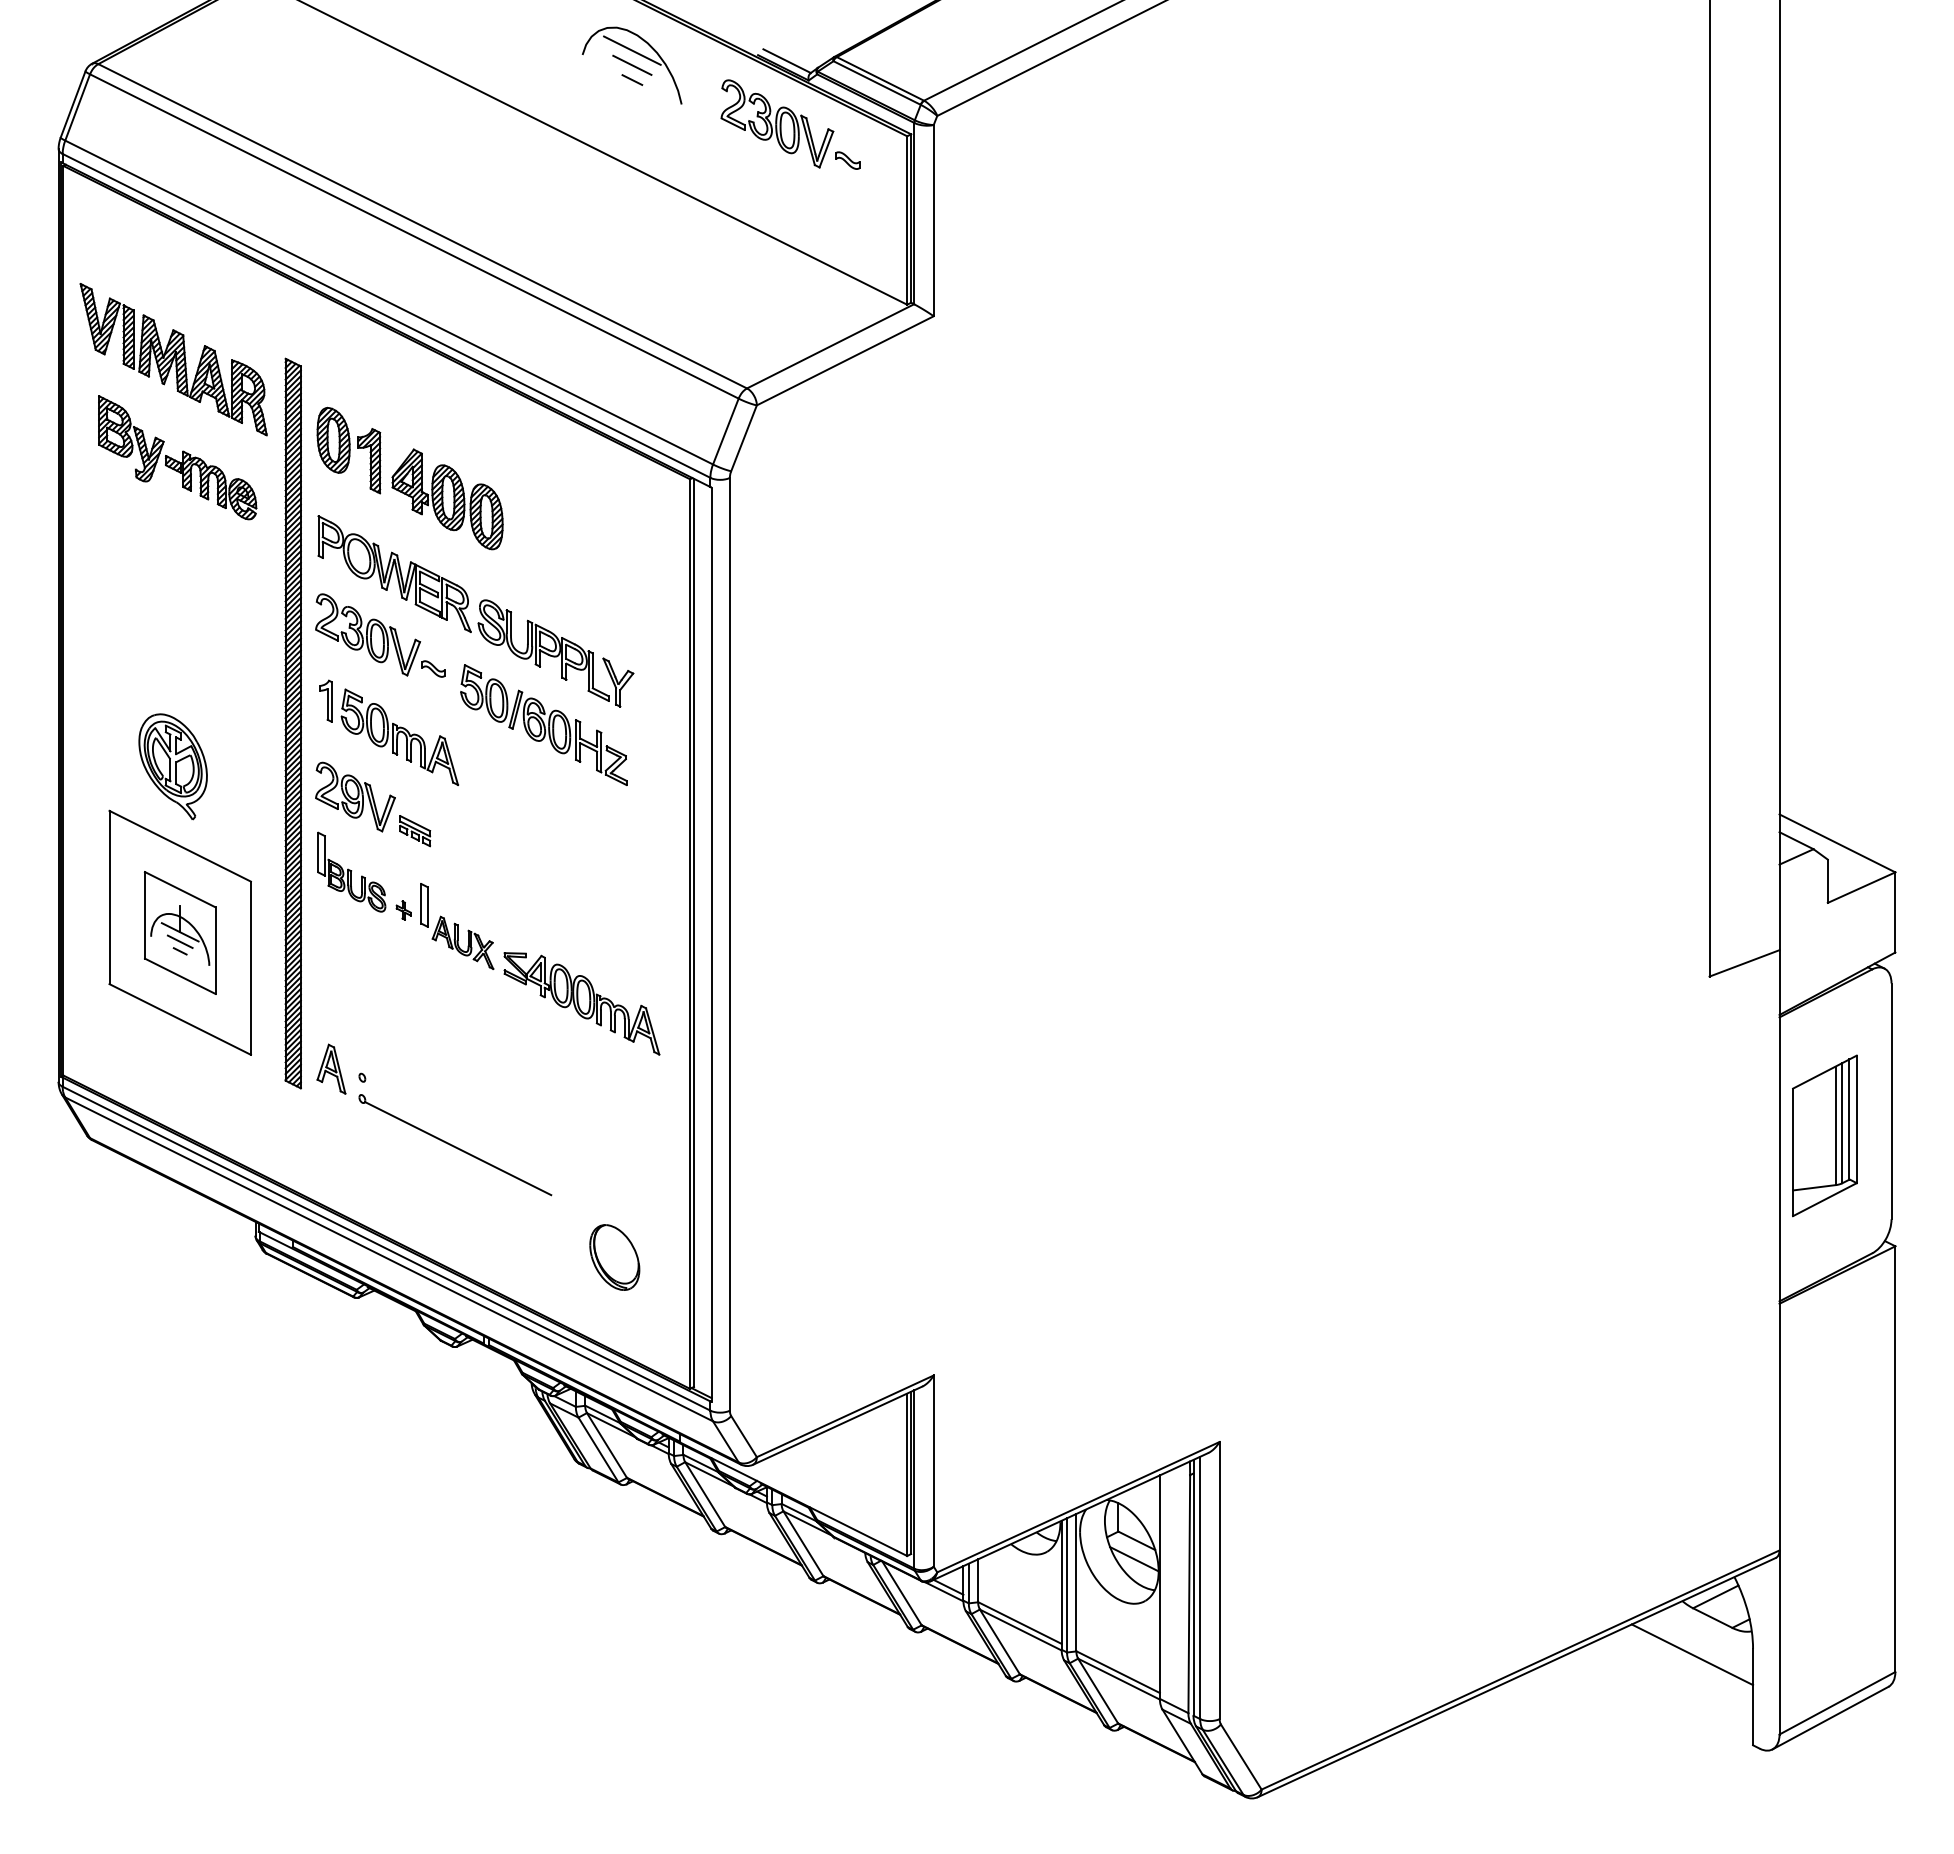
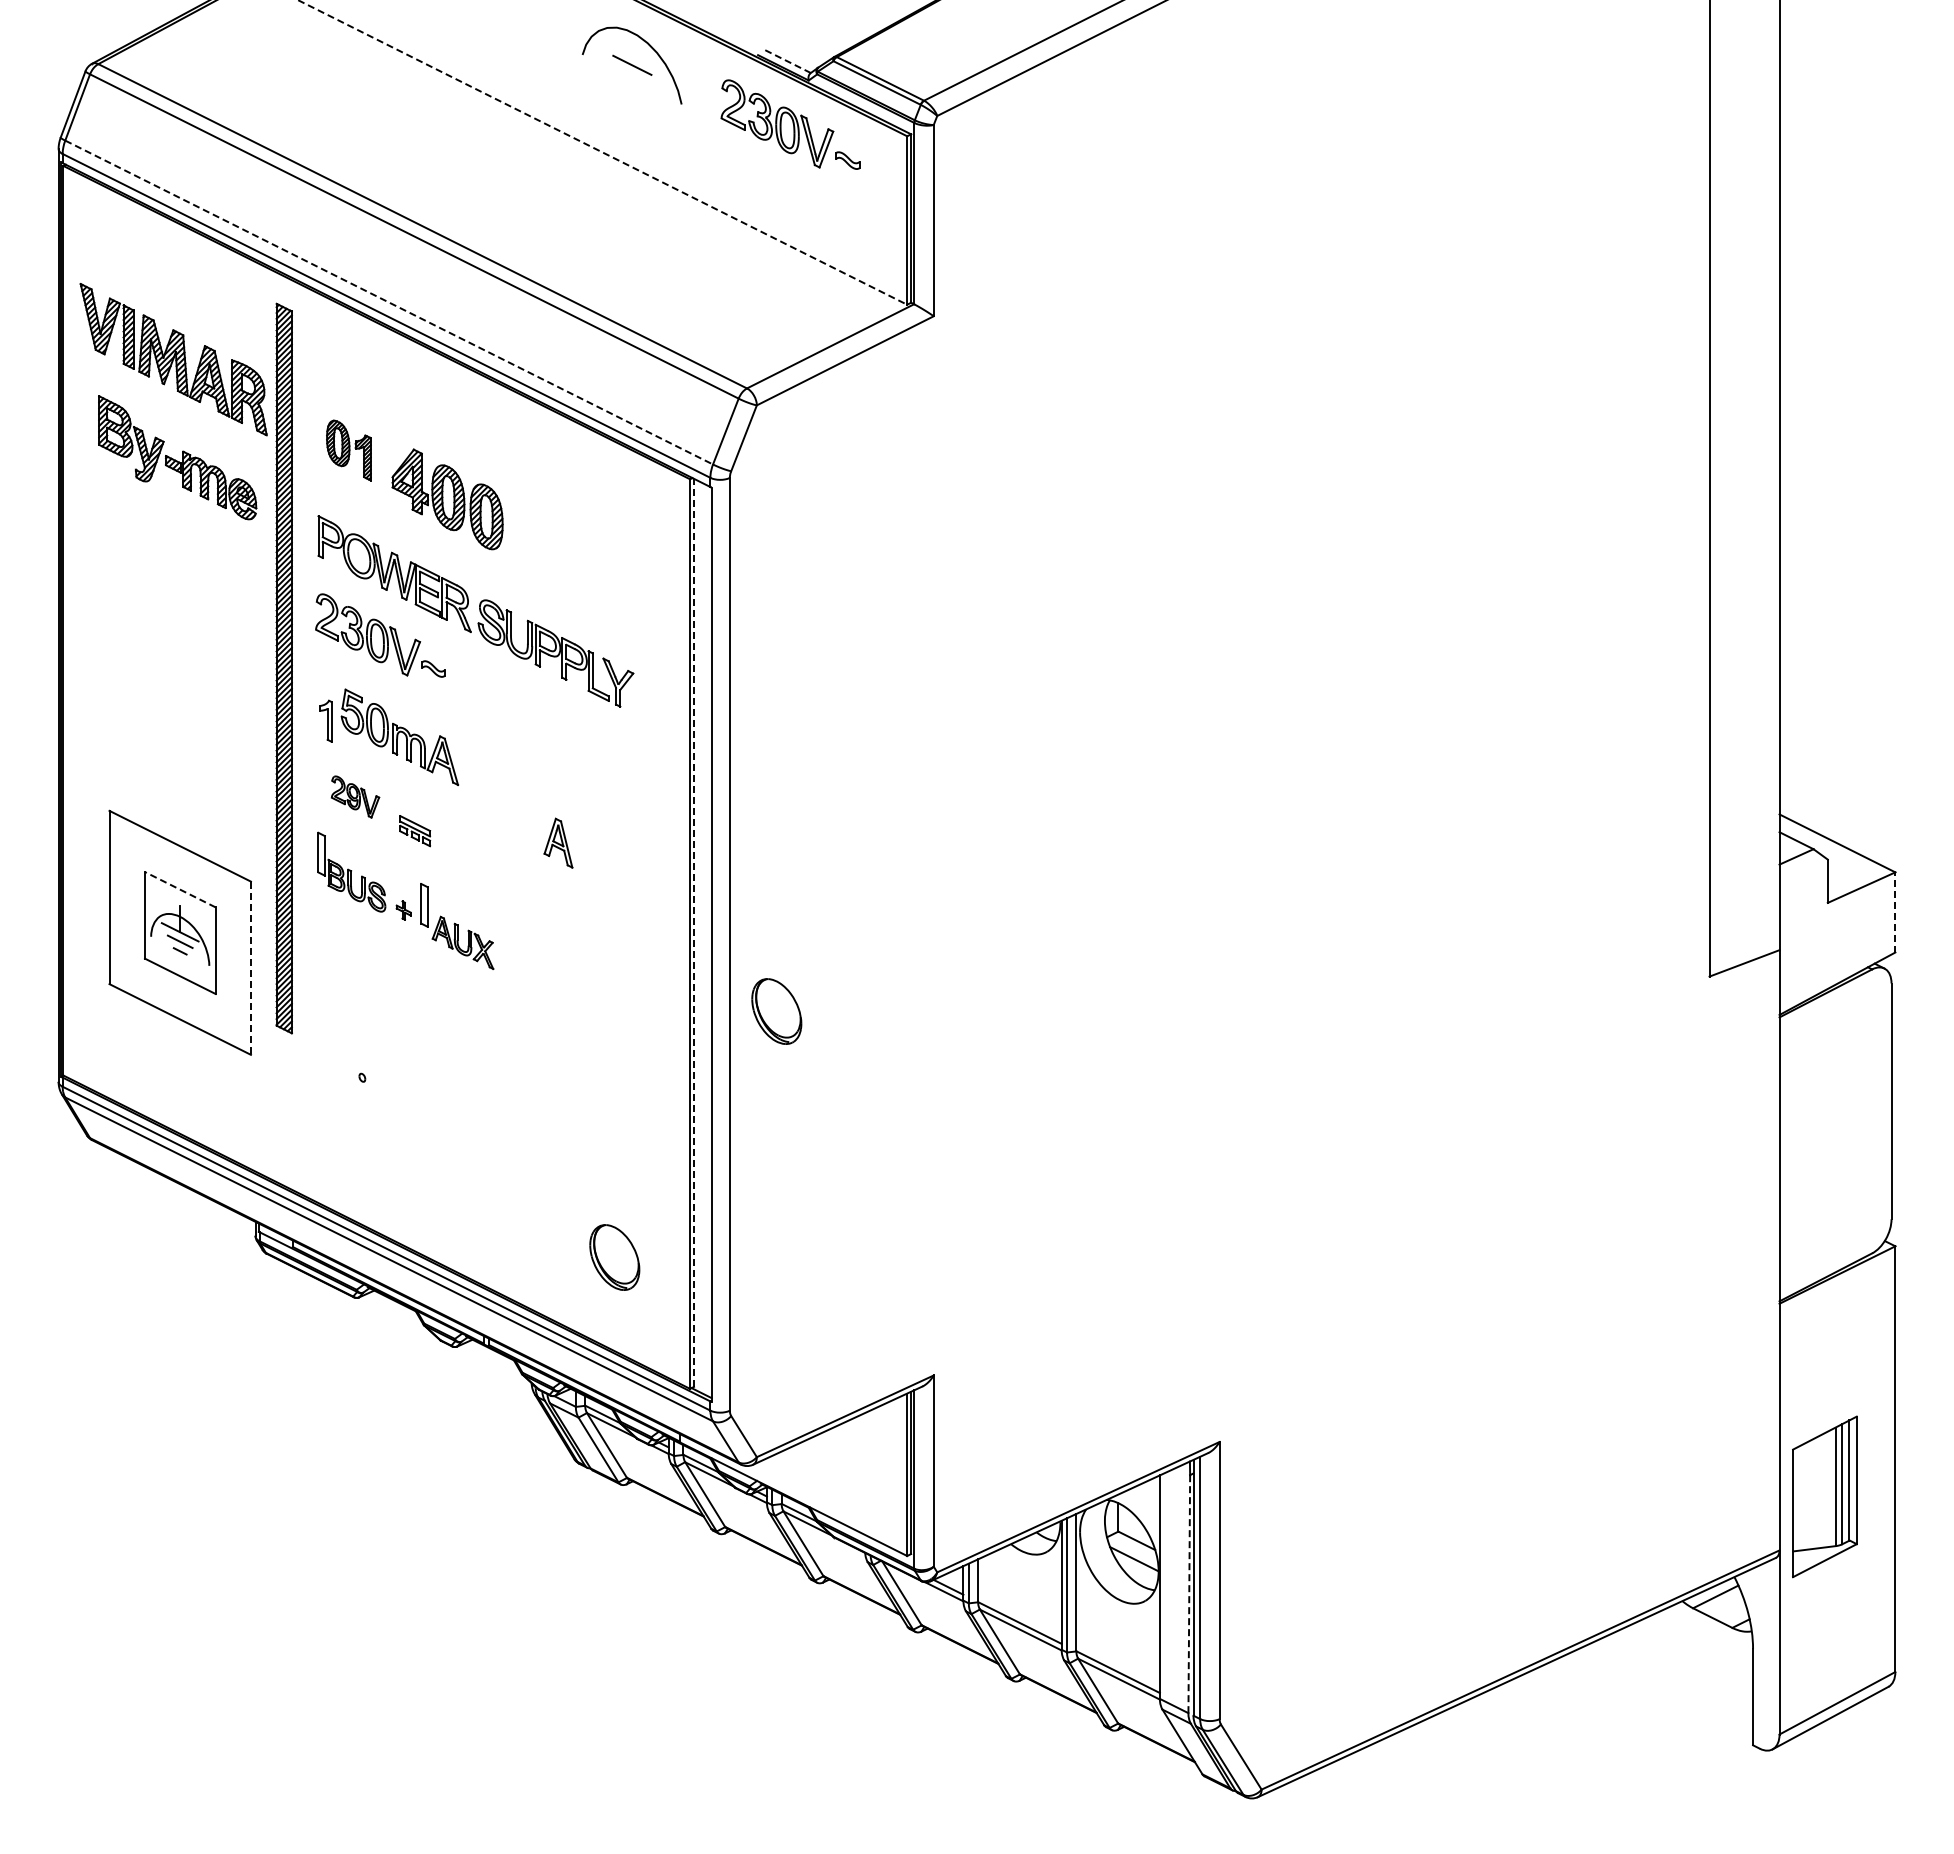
line: present -> none (632, 50)
line: solid -> dashed (787, 61)
line: present -> none (632, 79)
line: solid -> dashed (603, 152)
line: solid -> dashed (389, 302)
part size: 66x89 px -> 46x63 px (348, 450)
part position: (325, 700) -> (325, 720) (325, 720)
part position: (292, 723) -> (283, 668) (283, 668)
part: present -> none (543, 724)
part: present -> none (172, 766)
part size: 81x72 px -> 51x44 px (355, 796)
line: solid -> dashed (180, 889)
line: solid -> dashed (1895, 911)
line: solid -> dashed (694, 932)
line: solid -> dashed (250, 968)
part: present -> none (581, 1003)
part: none -> present (776, 1011)
part position: (331, 1068) -> (558, 842) (558, 842)
part position: (1824, 1135) -> (1824, 1496) (1824, 1496)
part: present -> none (455, 1145)
line: solid -> dashed (1189, 1593)
line: present -> none (1692, 1654)
